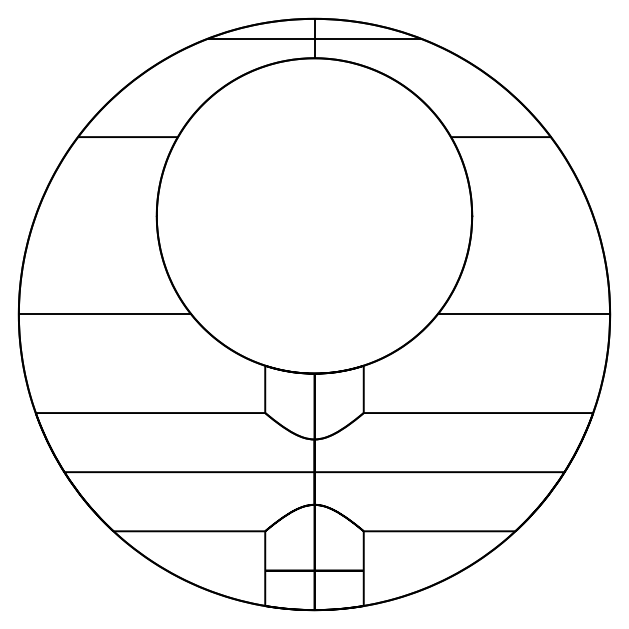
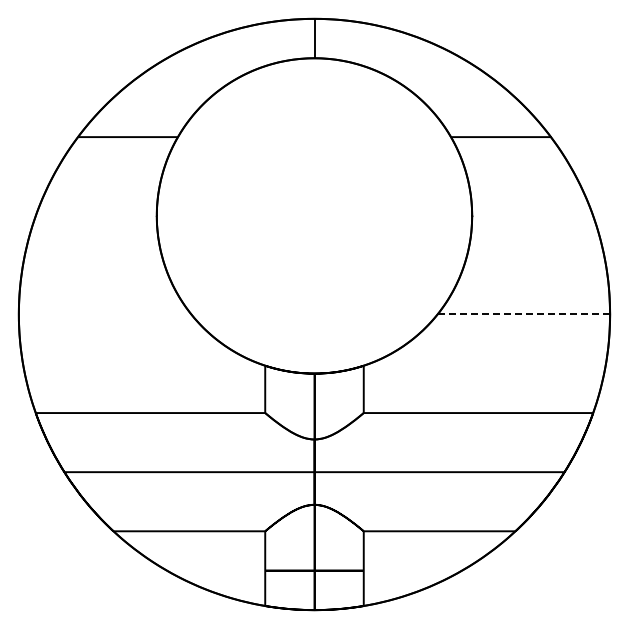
line: present -> none (314, 38)
line: present -> none (104, 314)
line: solid -> dashed (524, 314)
